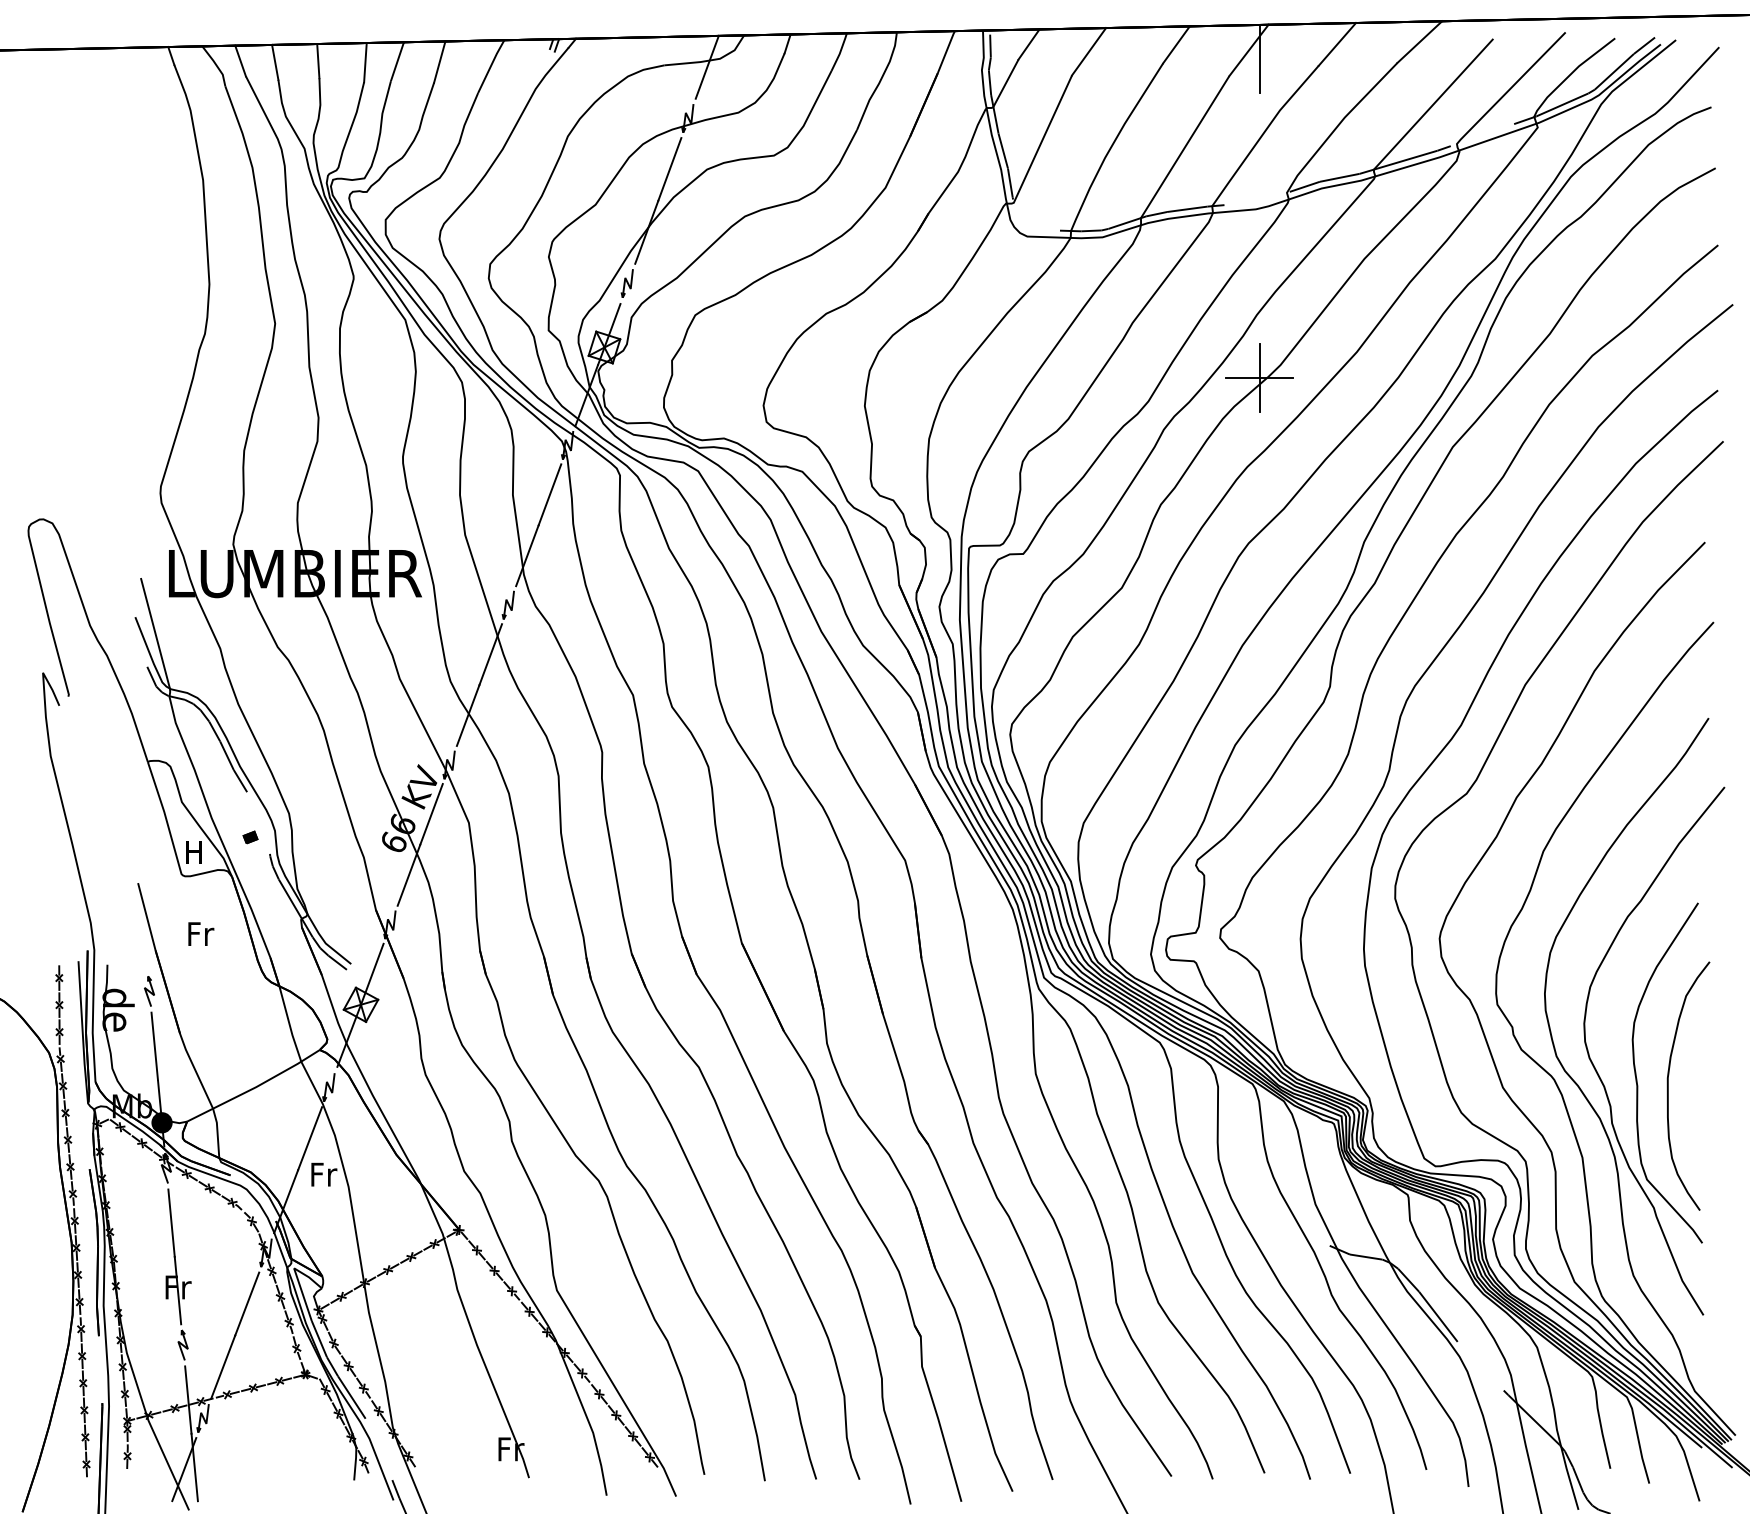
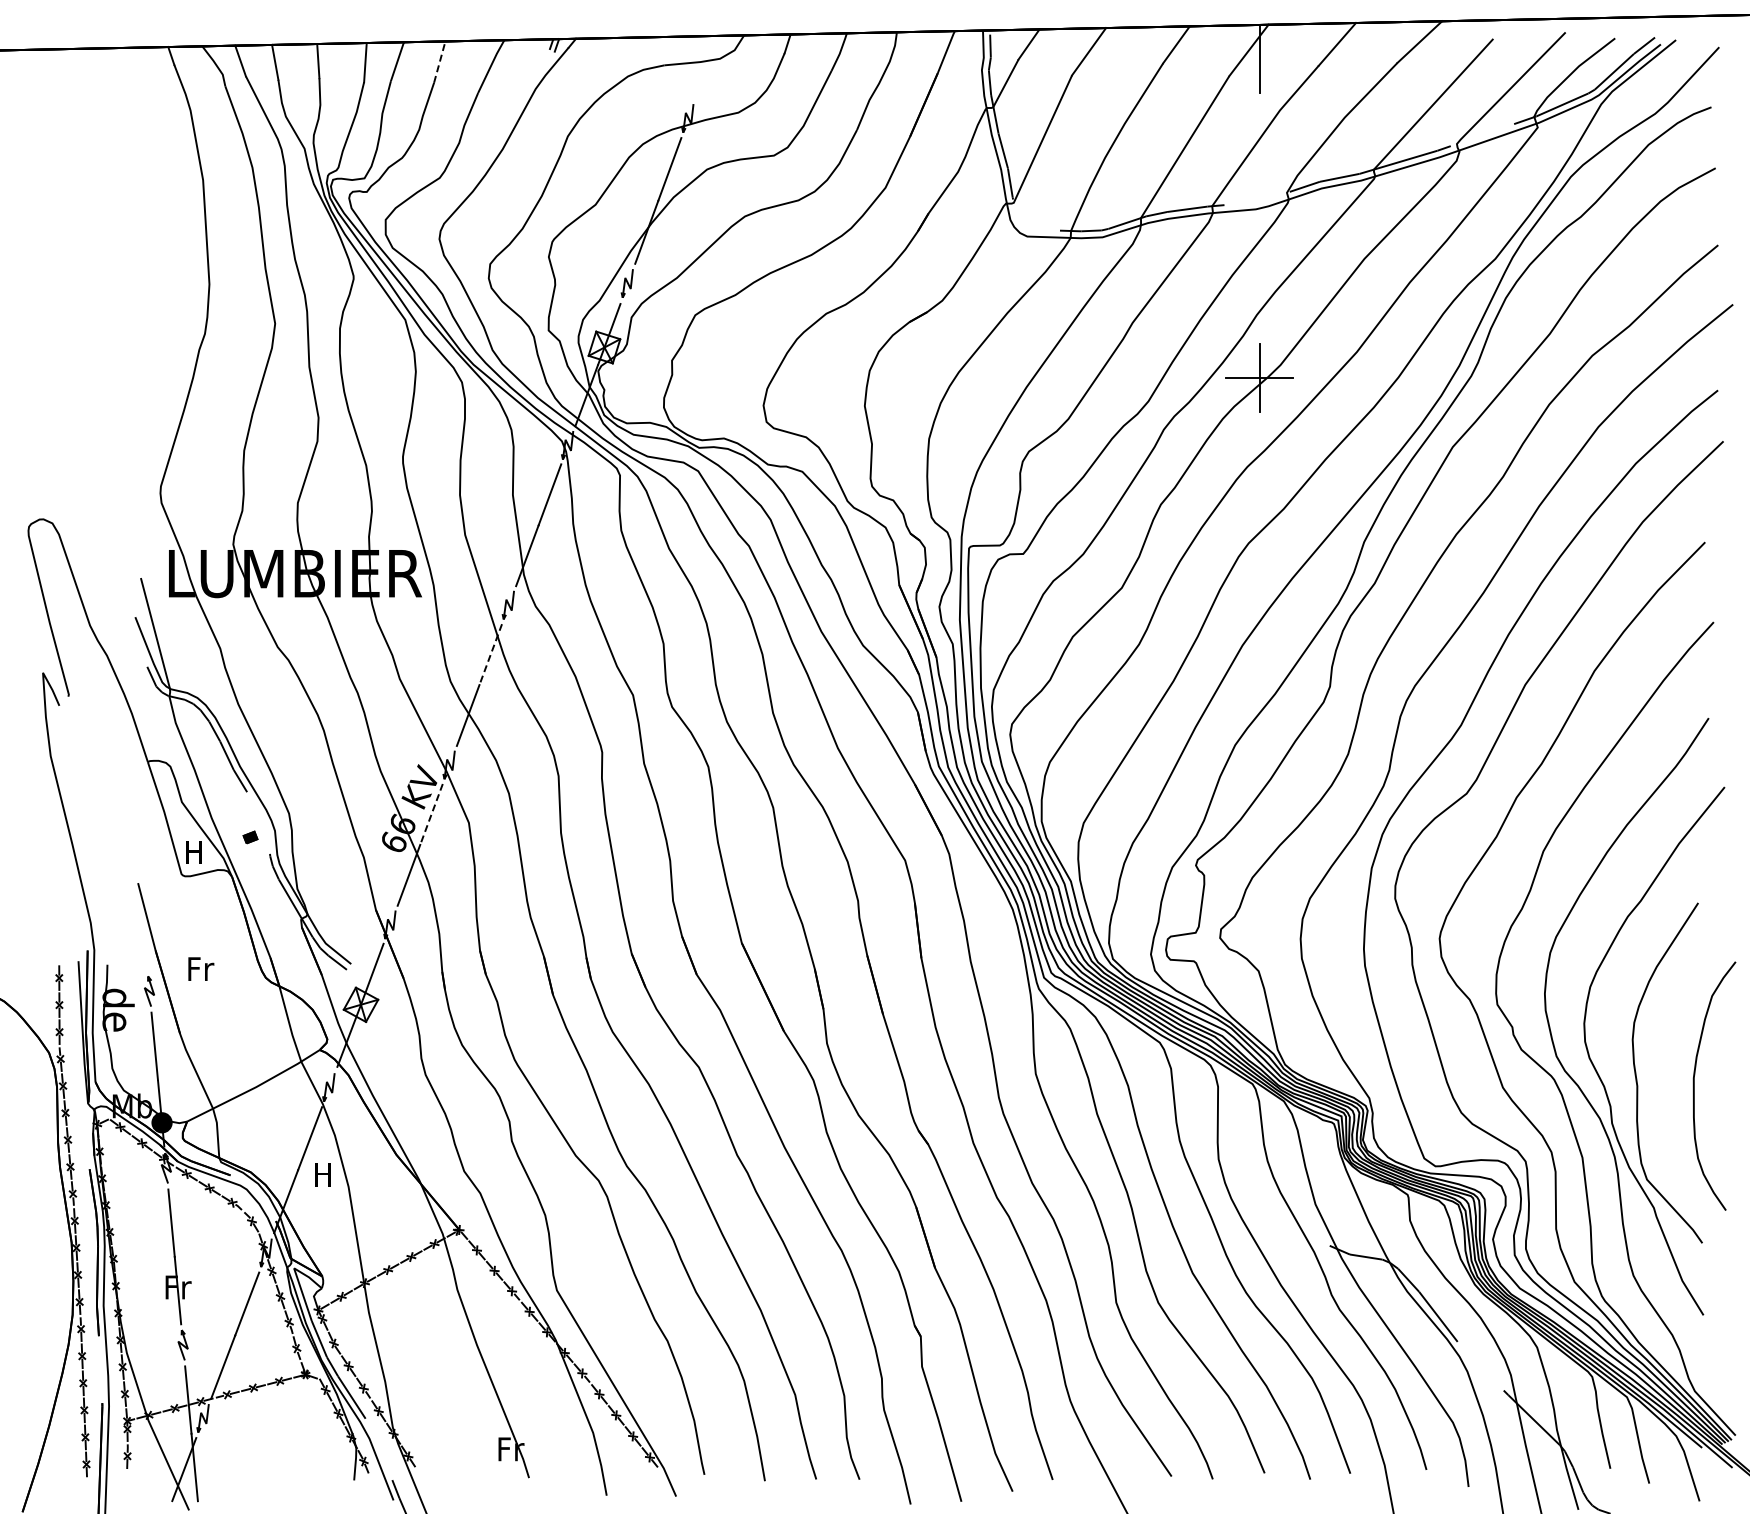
line: solid -> dashed (439, 61)
line: present -> none (706, 66)
line: solid -> dashed (490, 655)
line: solid -> dashed (431, 814)
text position: (201, 933) -> (201, 968) (201, 968)
curve position: (1668, 1085) -> (1694, 1085) (1694, 1085)
text: Fr -> H (324, 1174)
